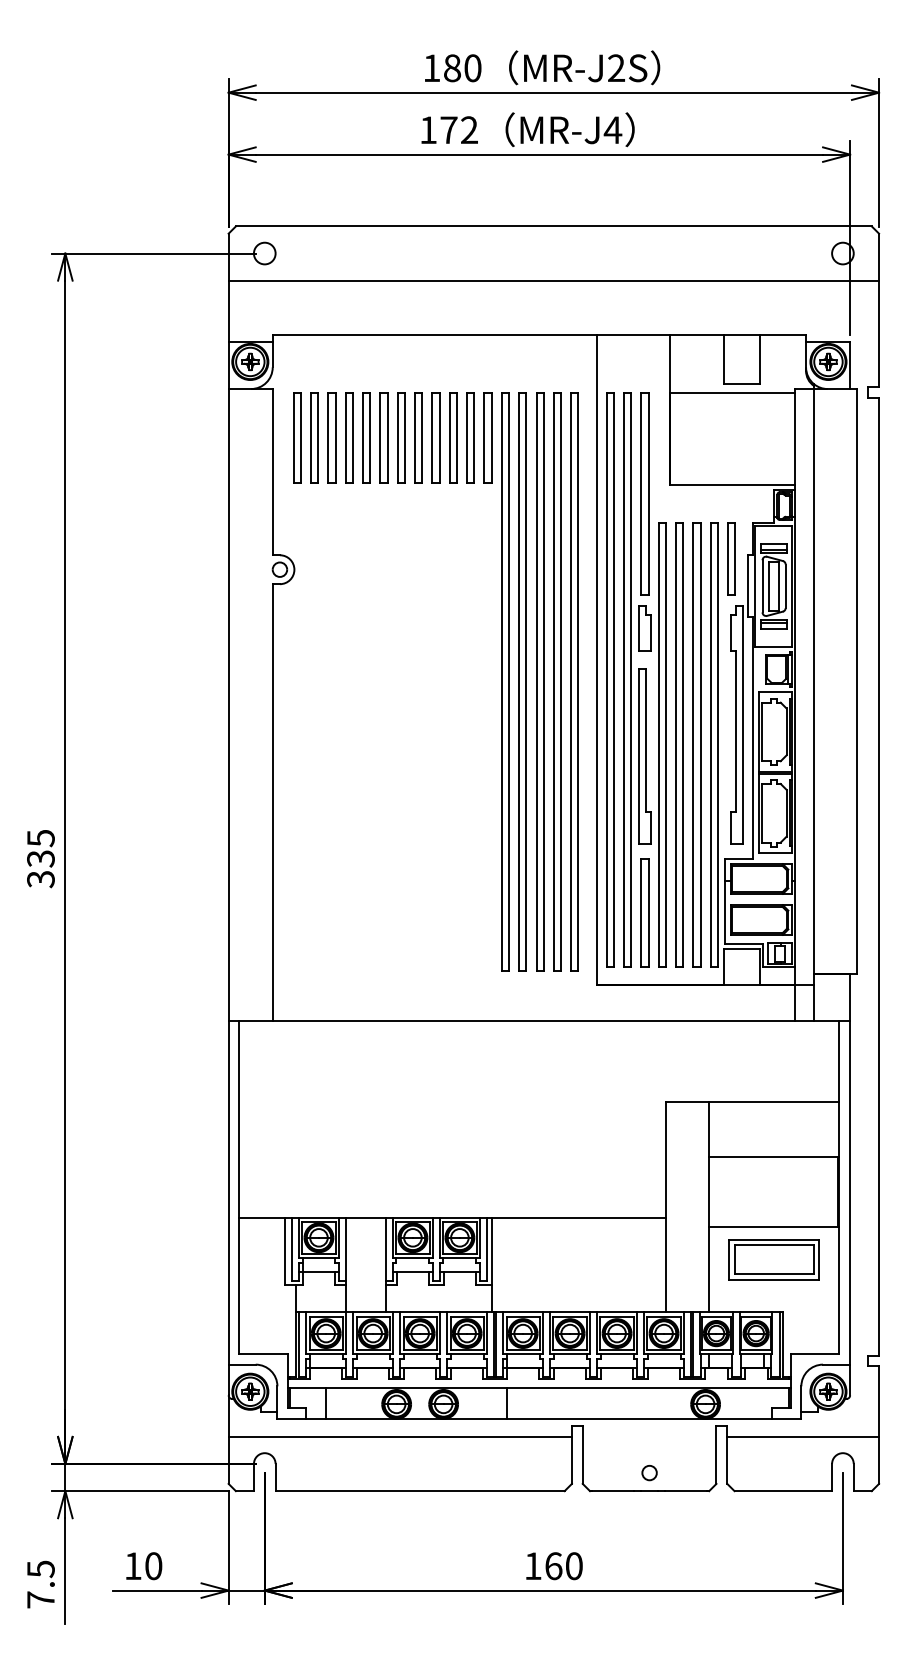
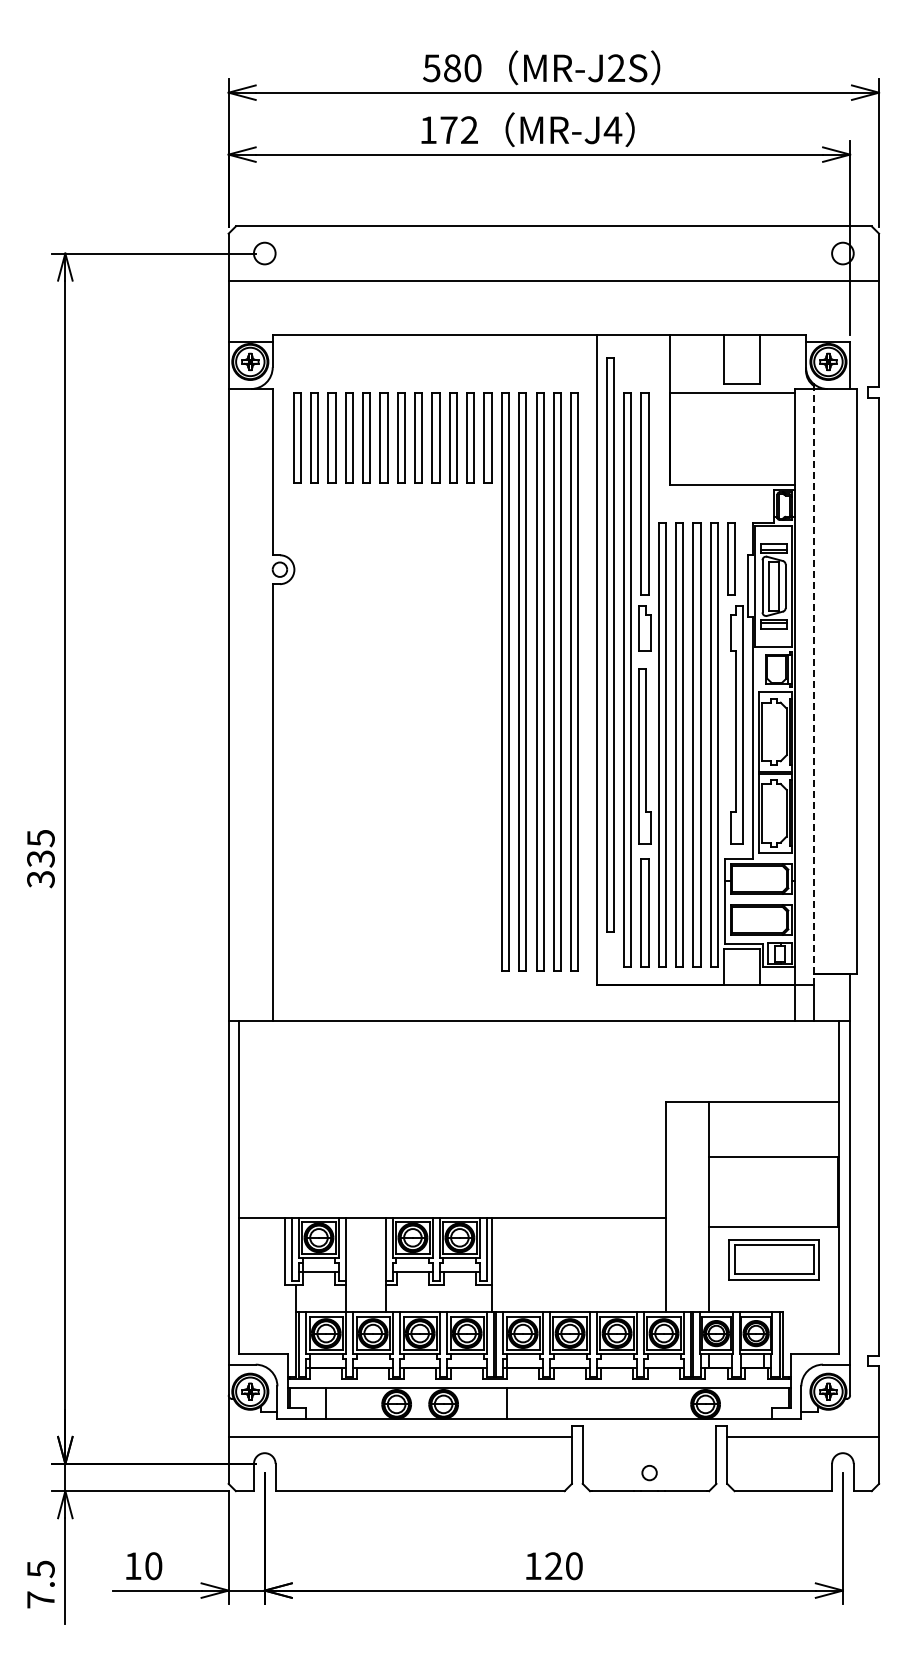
text: 180 -> 580 (431, 68)
part position: (610, 679) -> (610, 644) (610, 644)
line: solid -> dashed (814, 686)
text: 160 -> 120 (553, 1566)
